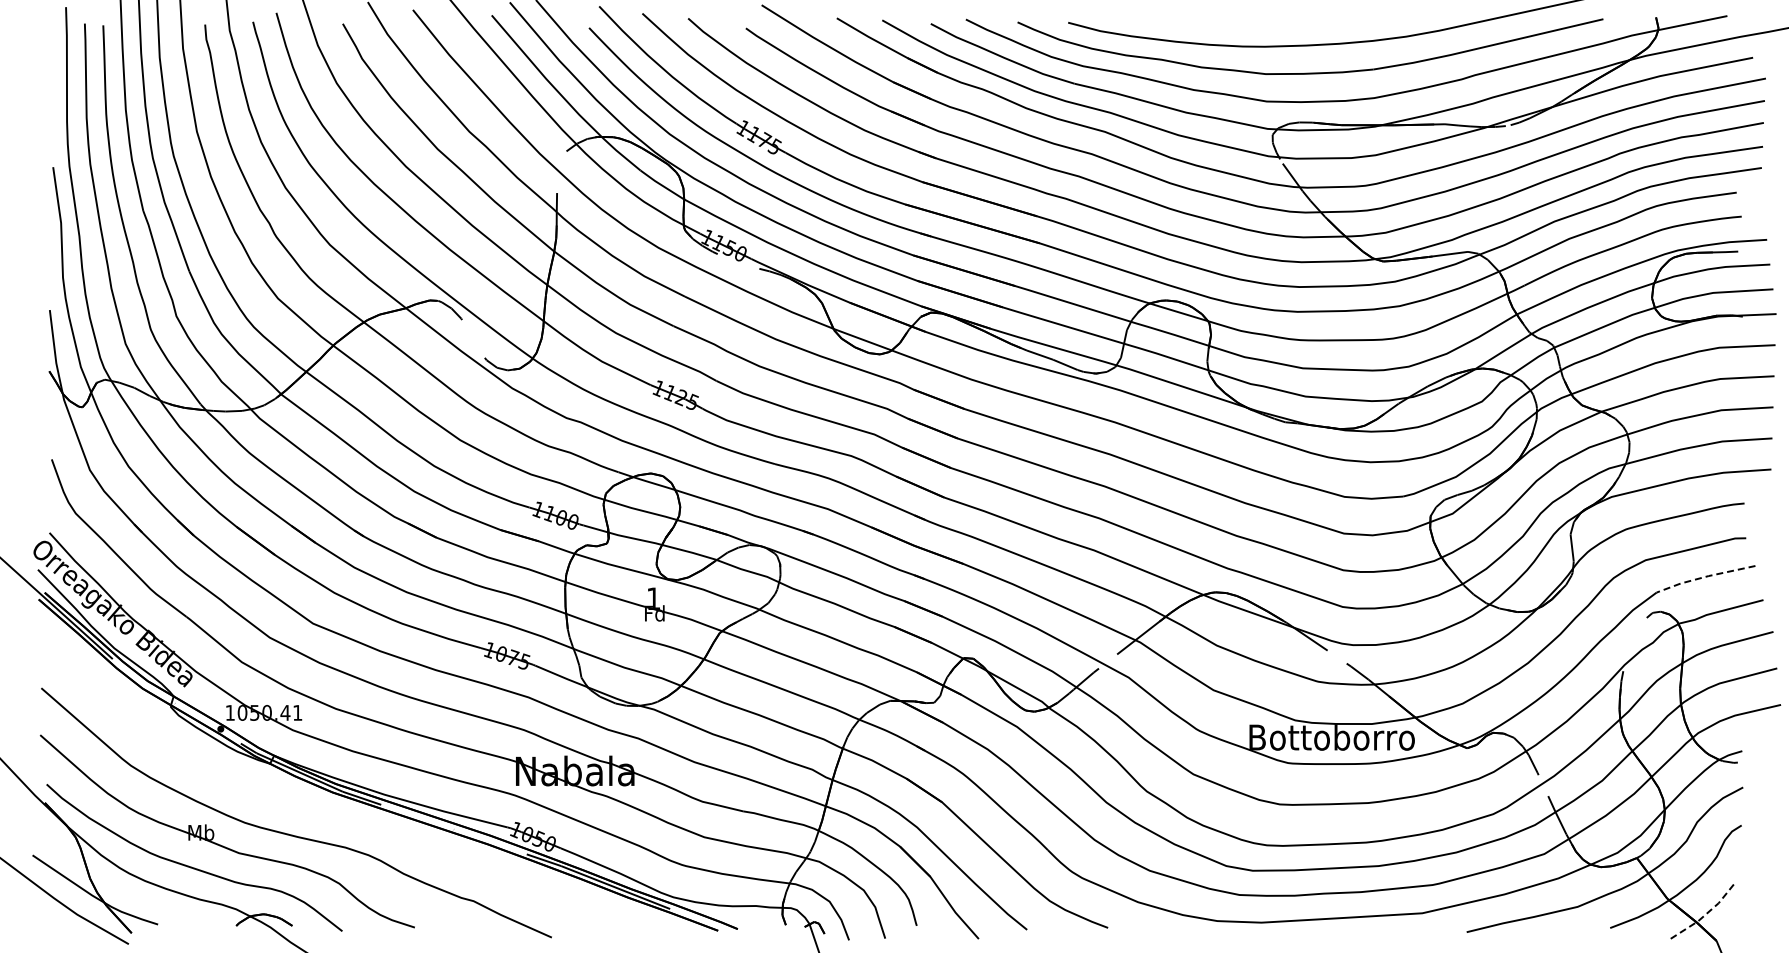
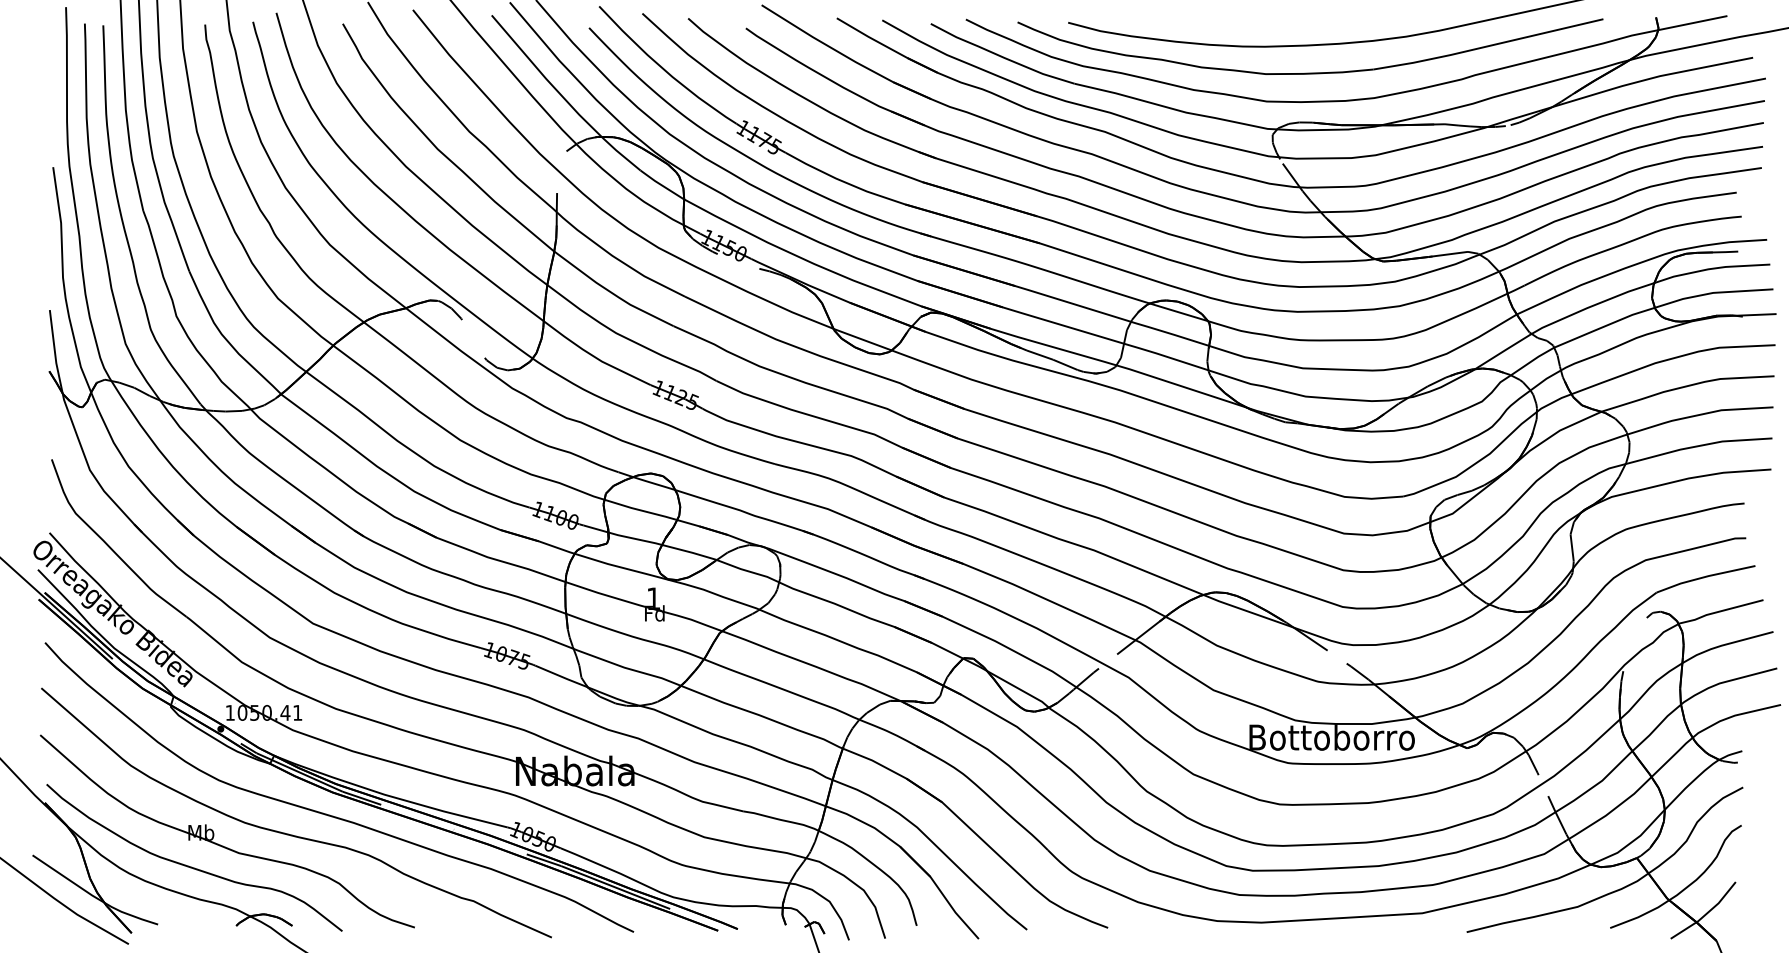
line: dashed -> solid (1704, 577)
curve: none -> present (333, 815)
line: dashed -> solid (1706, 913)
